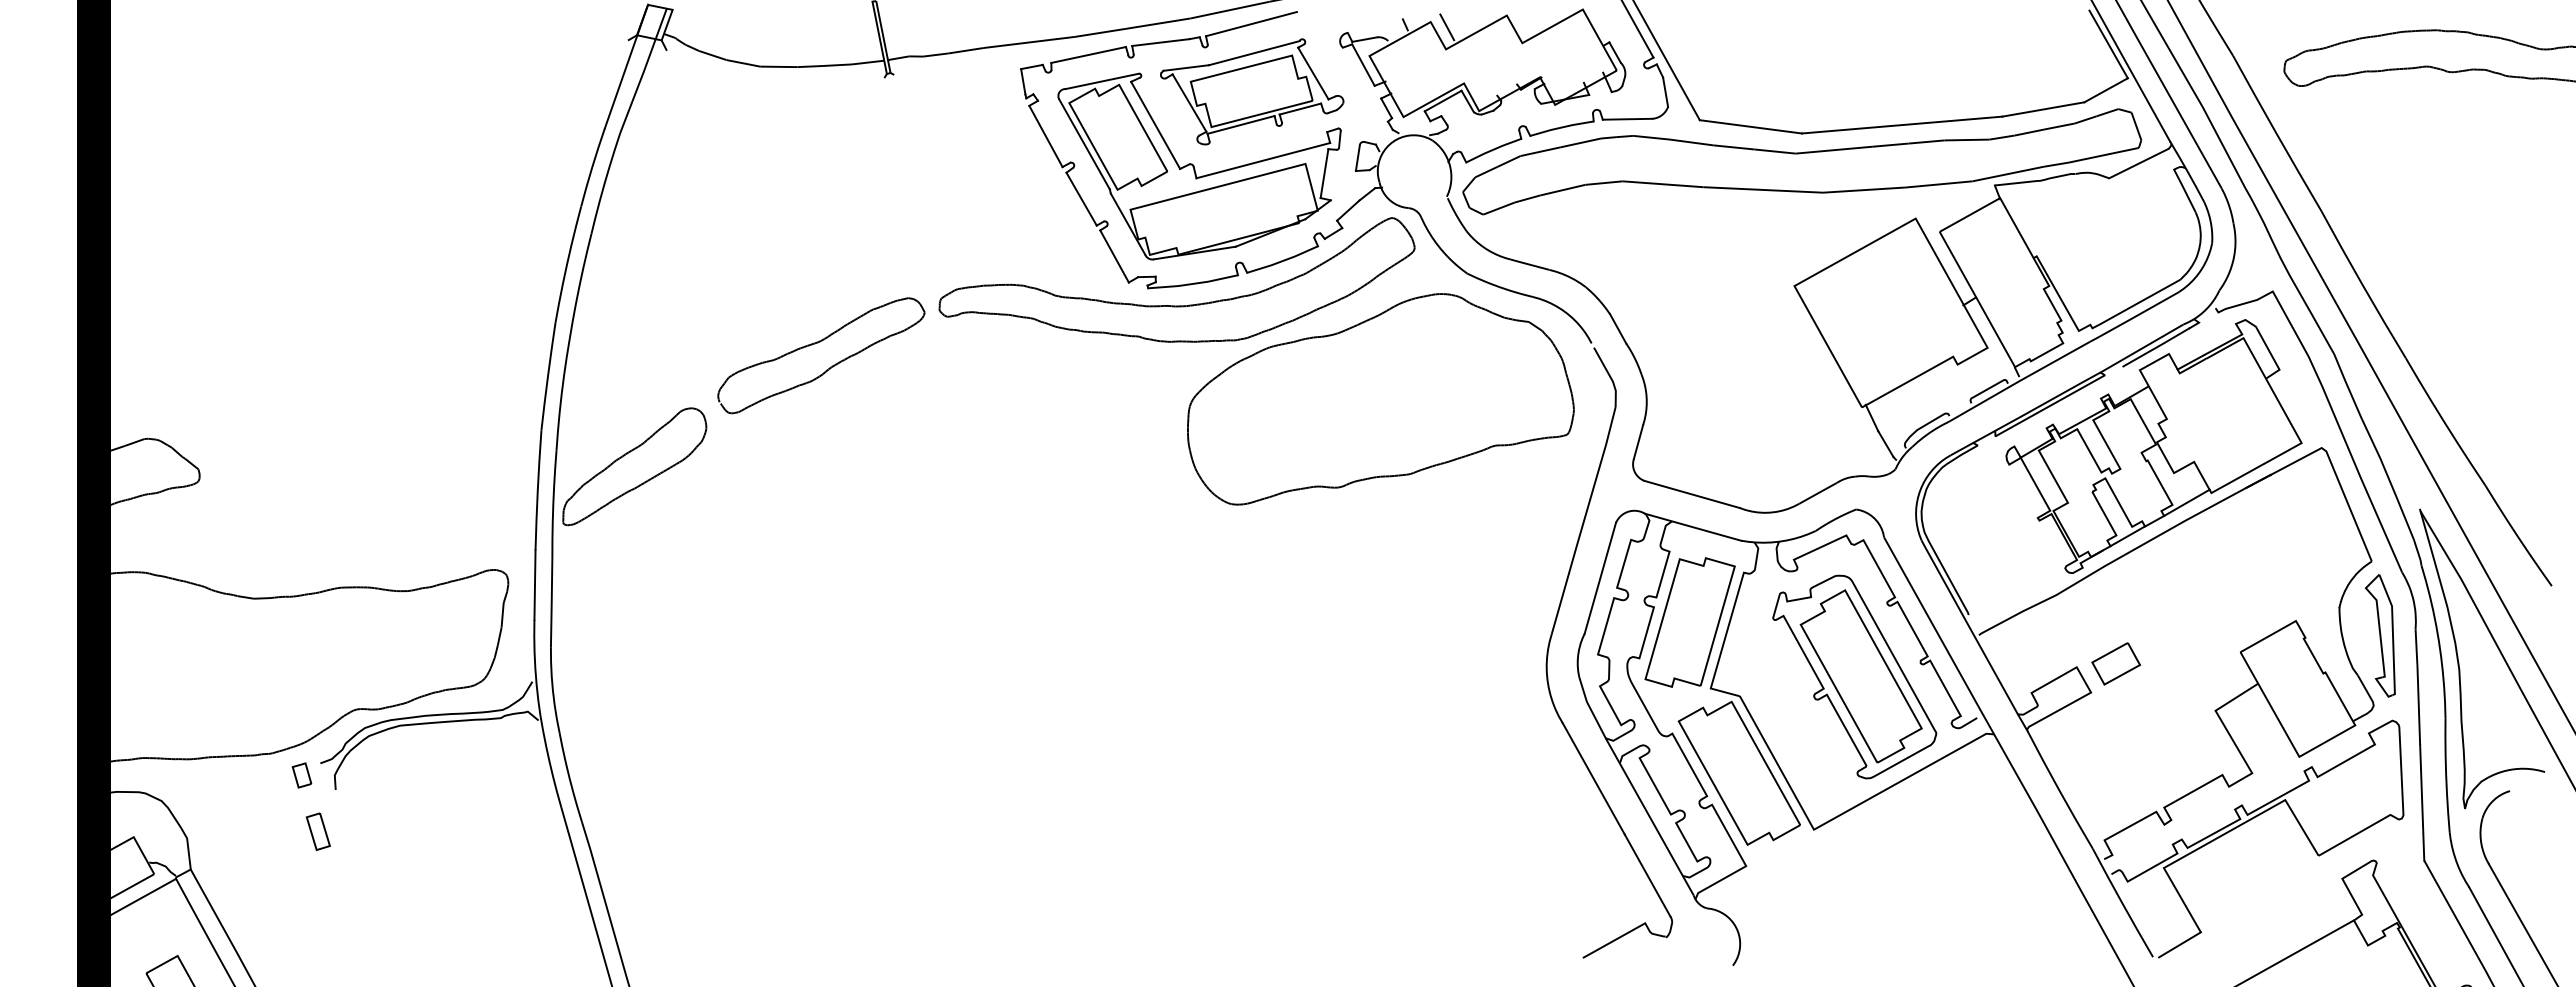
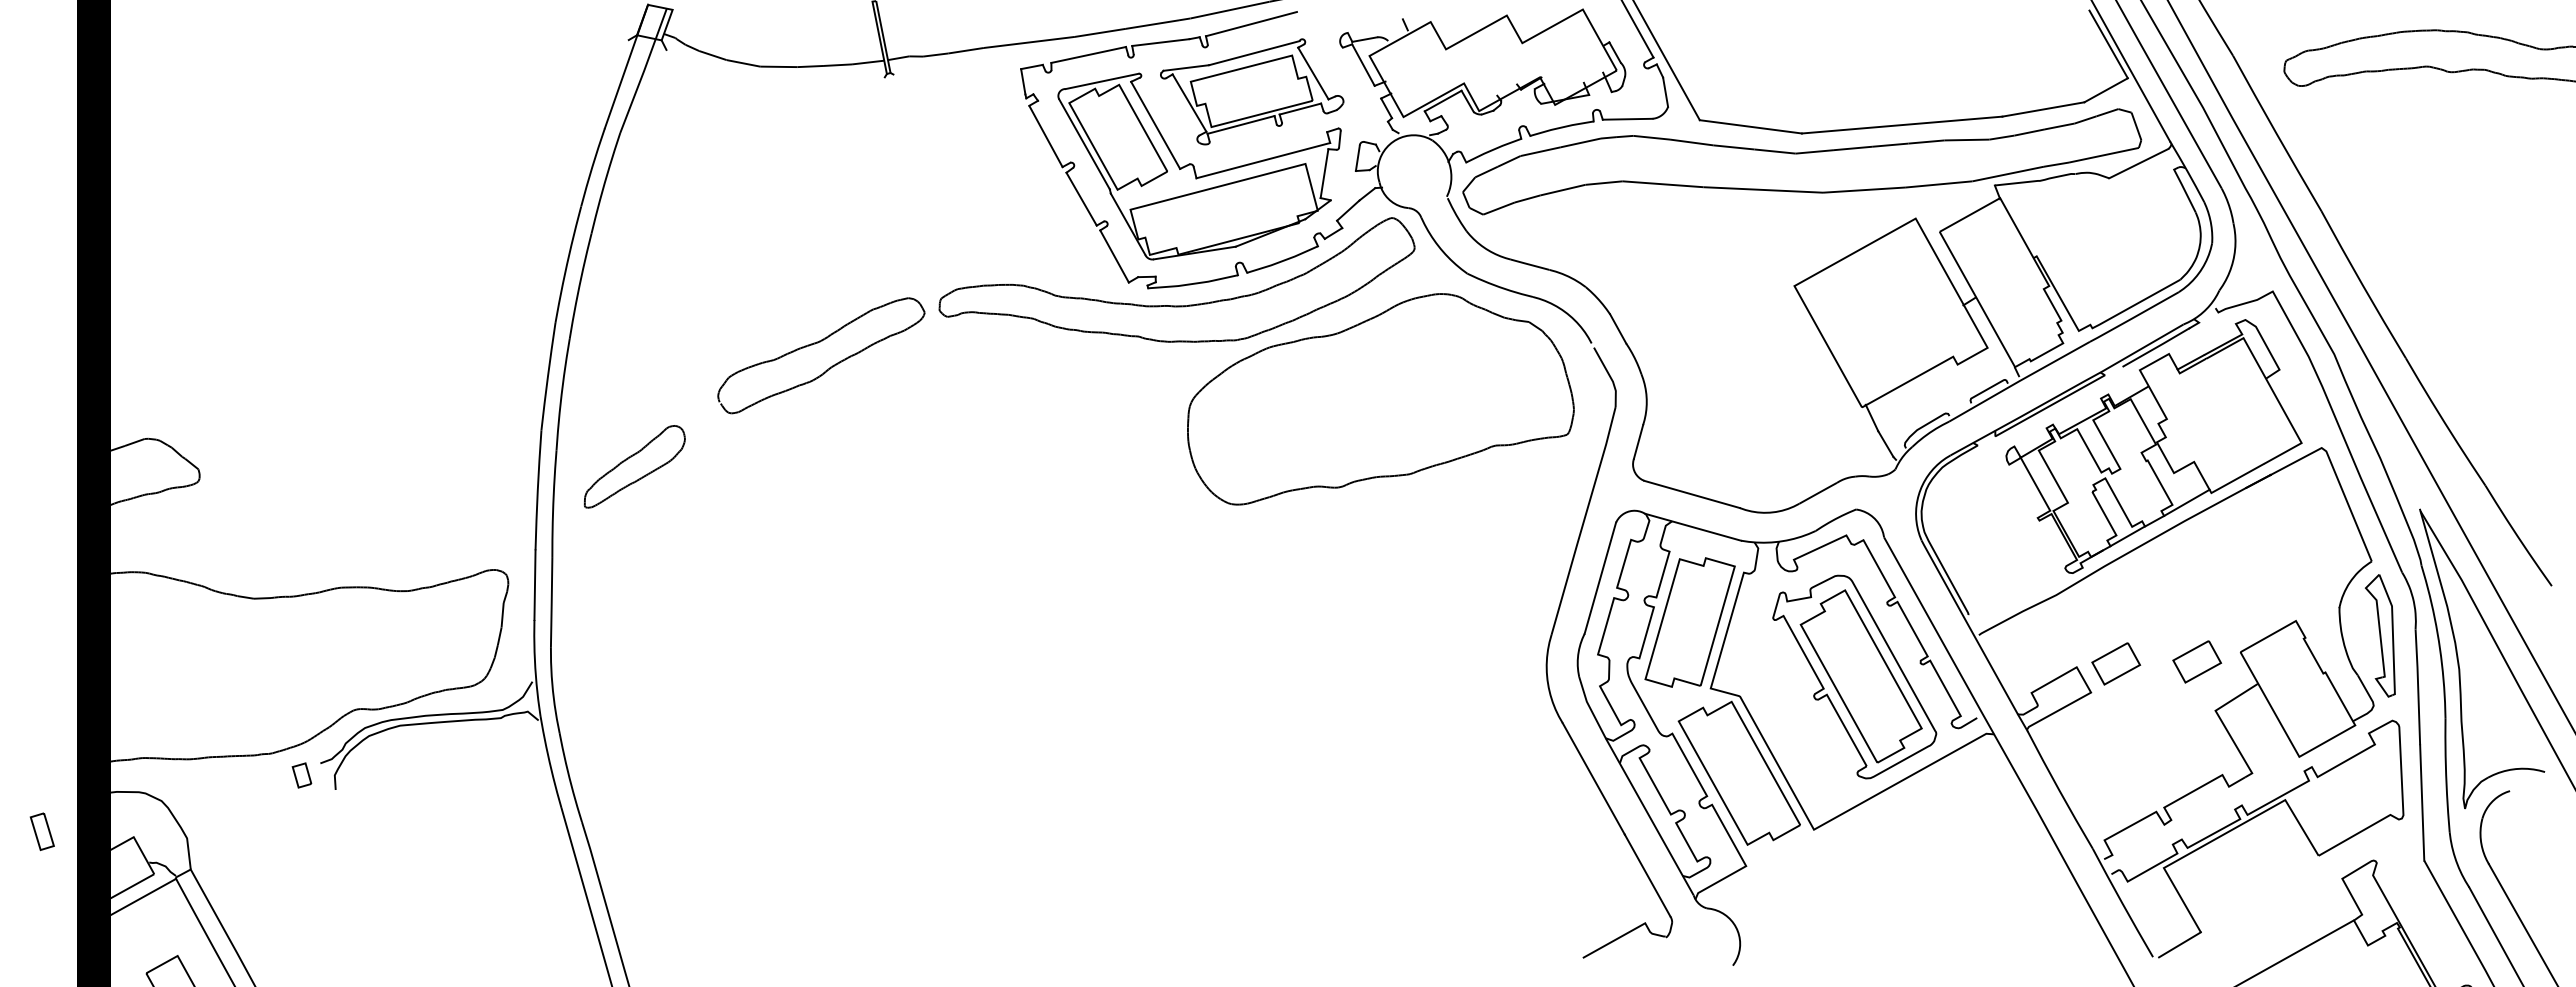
line: present -> none (1447, 27)
part size: 146x120 px -> 103x84 px (634, 466)
part: none -> present (2197, 661)
part position: (317, 831) -> (41, 831) (41, 831)
